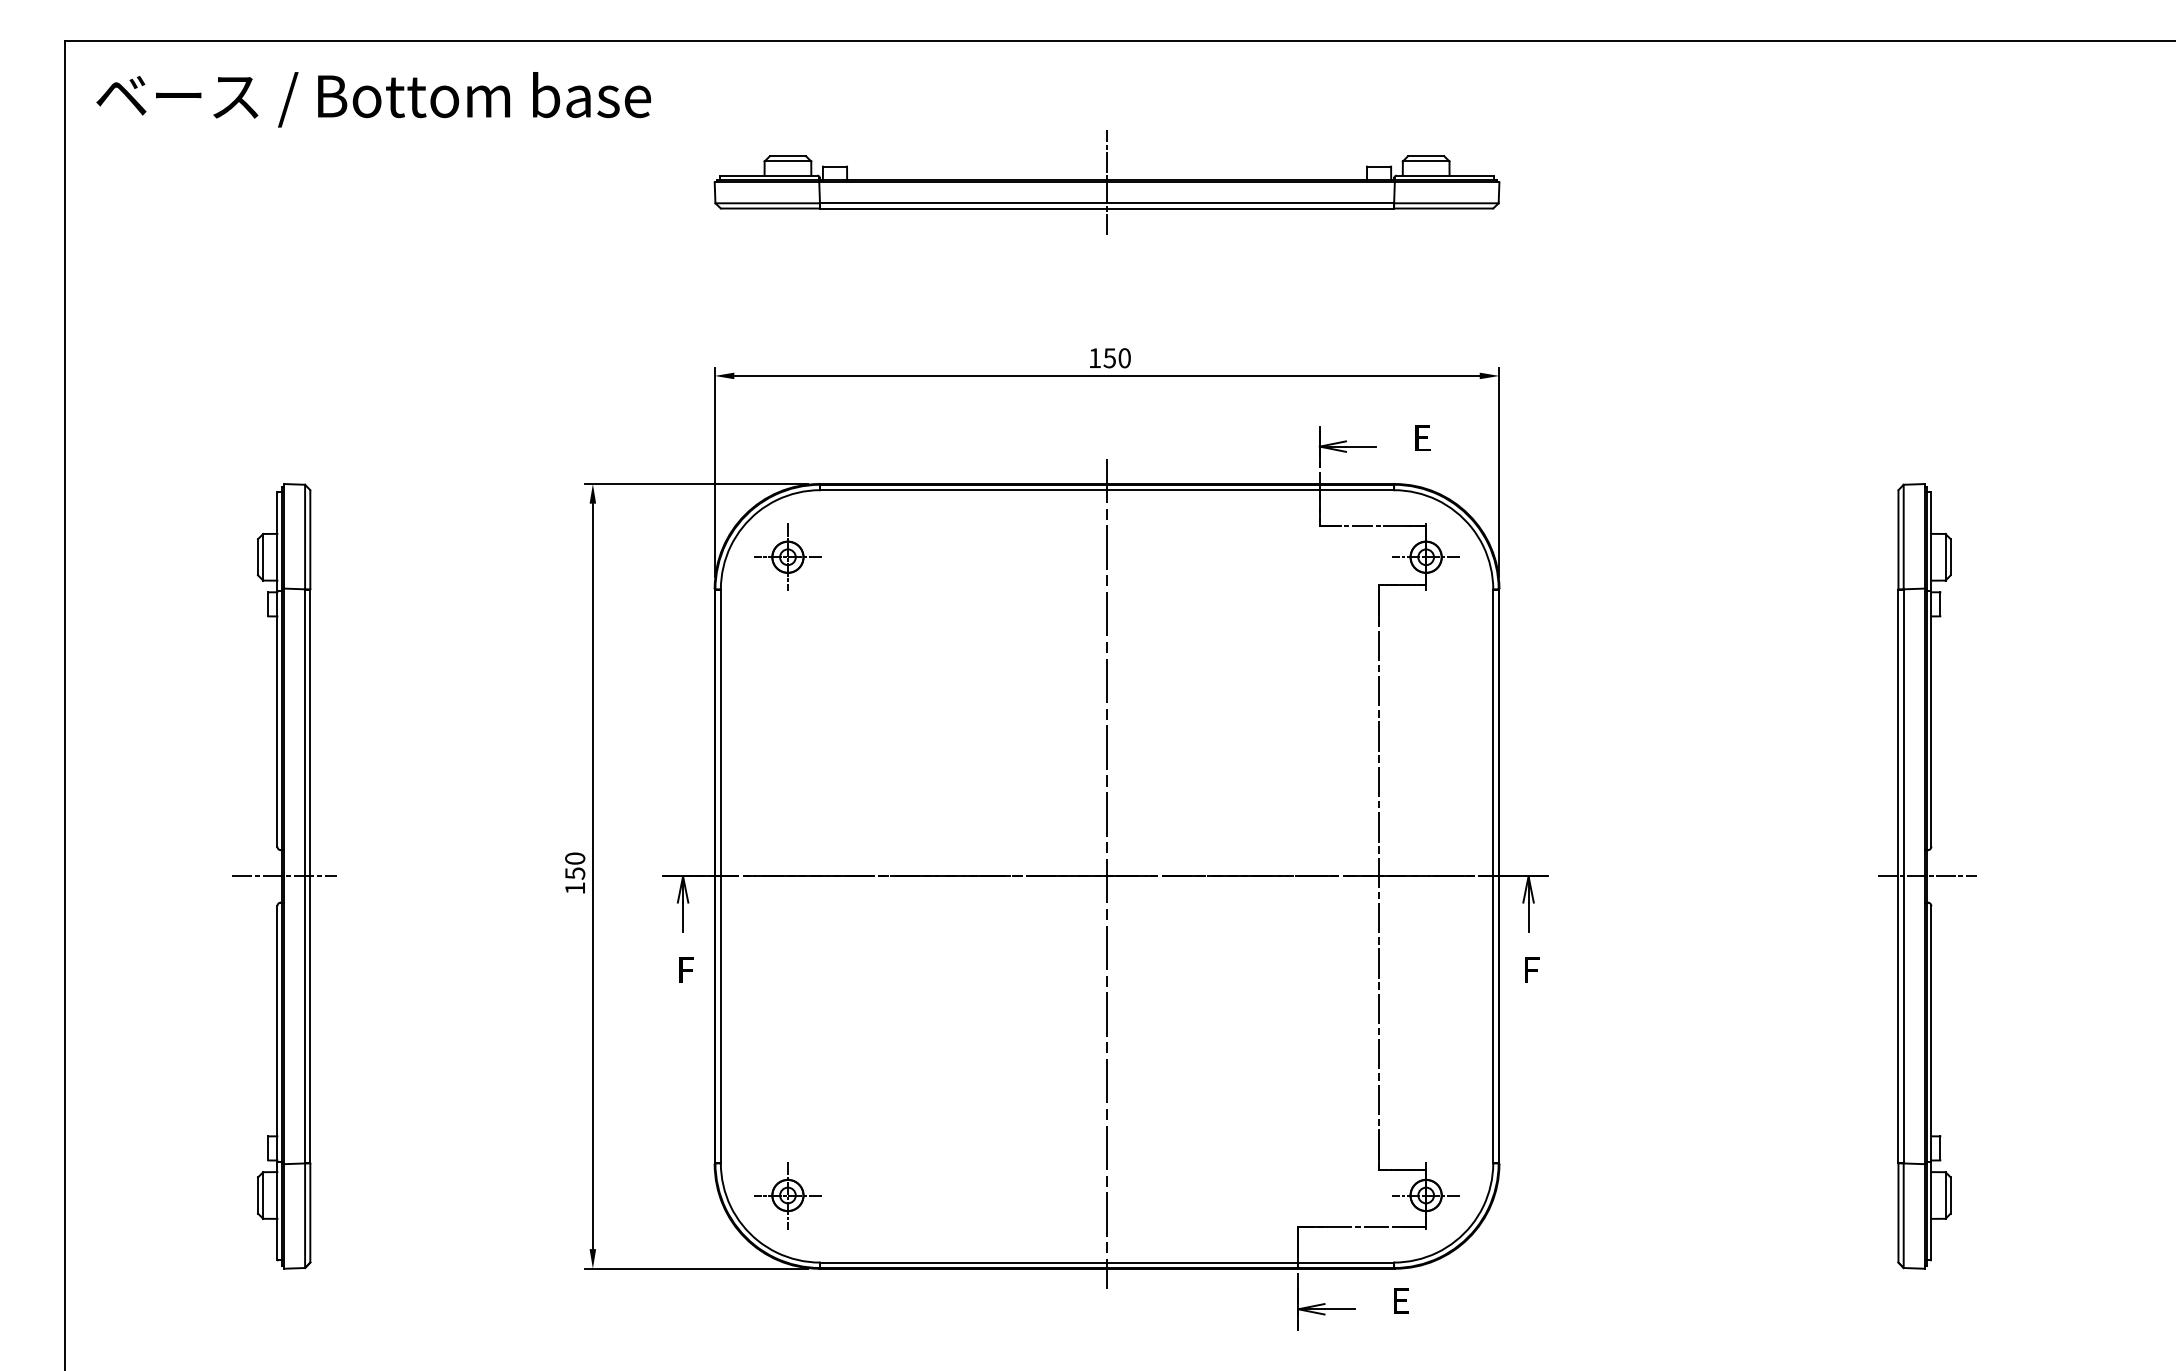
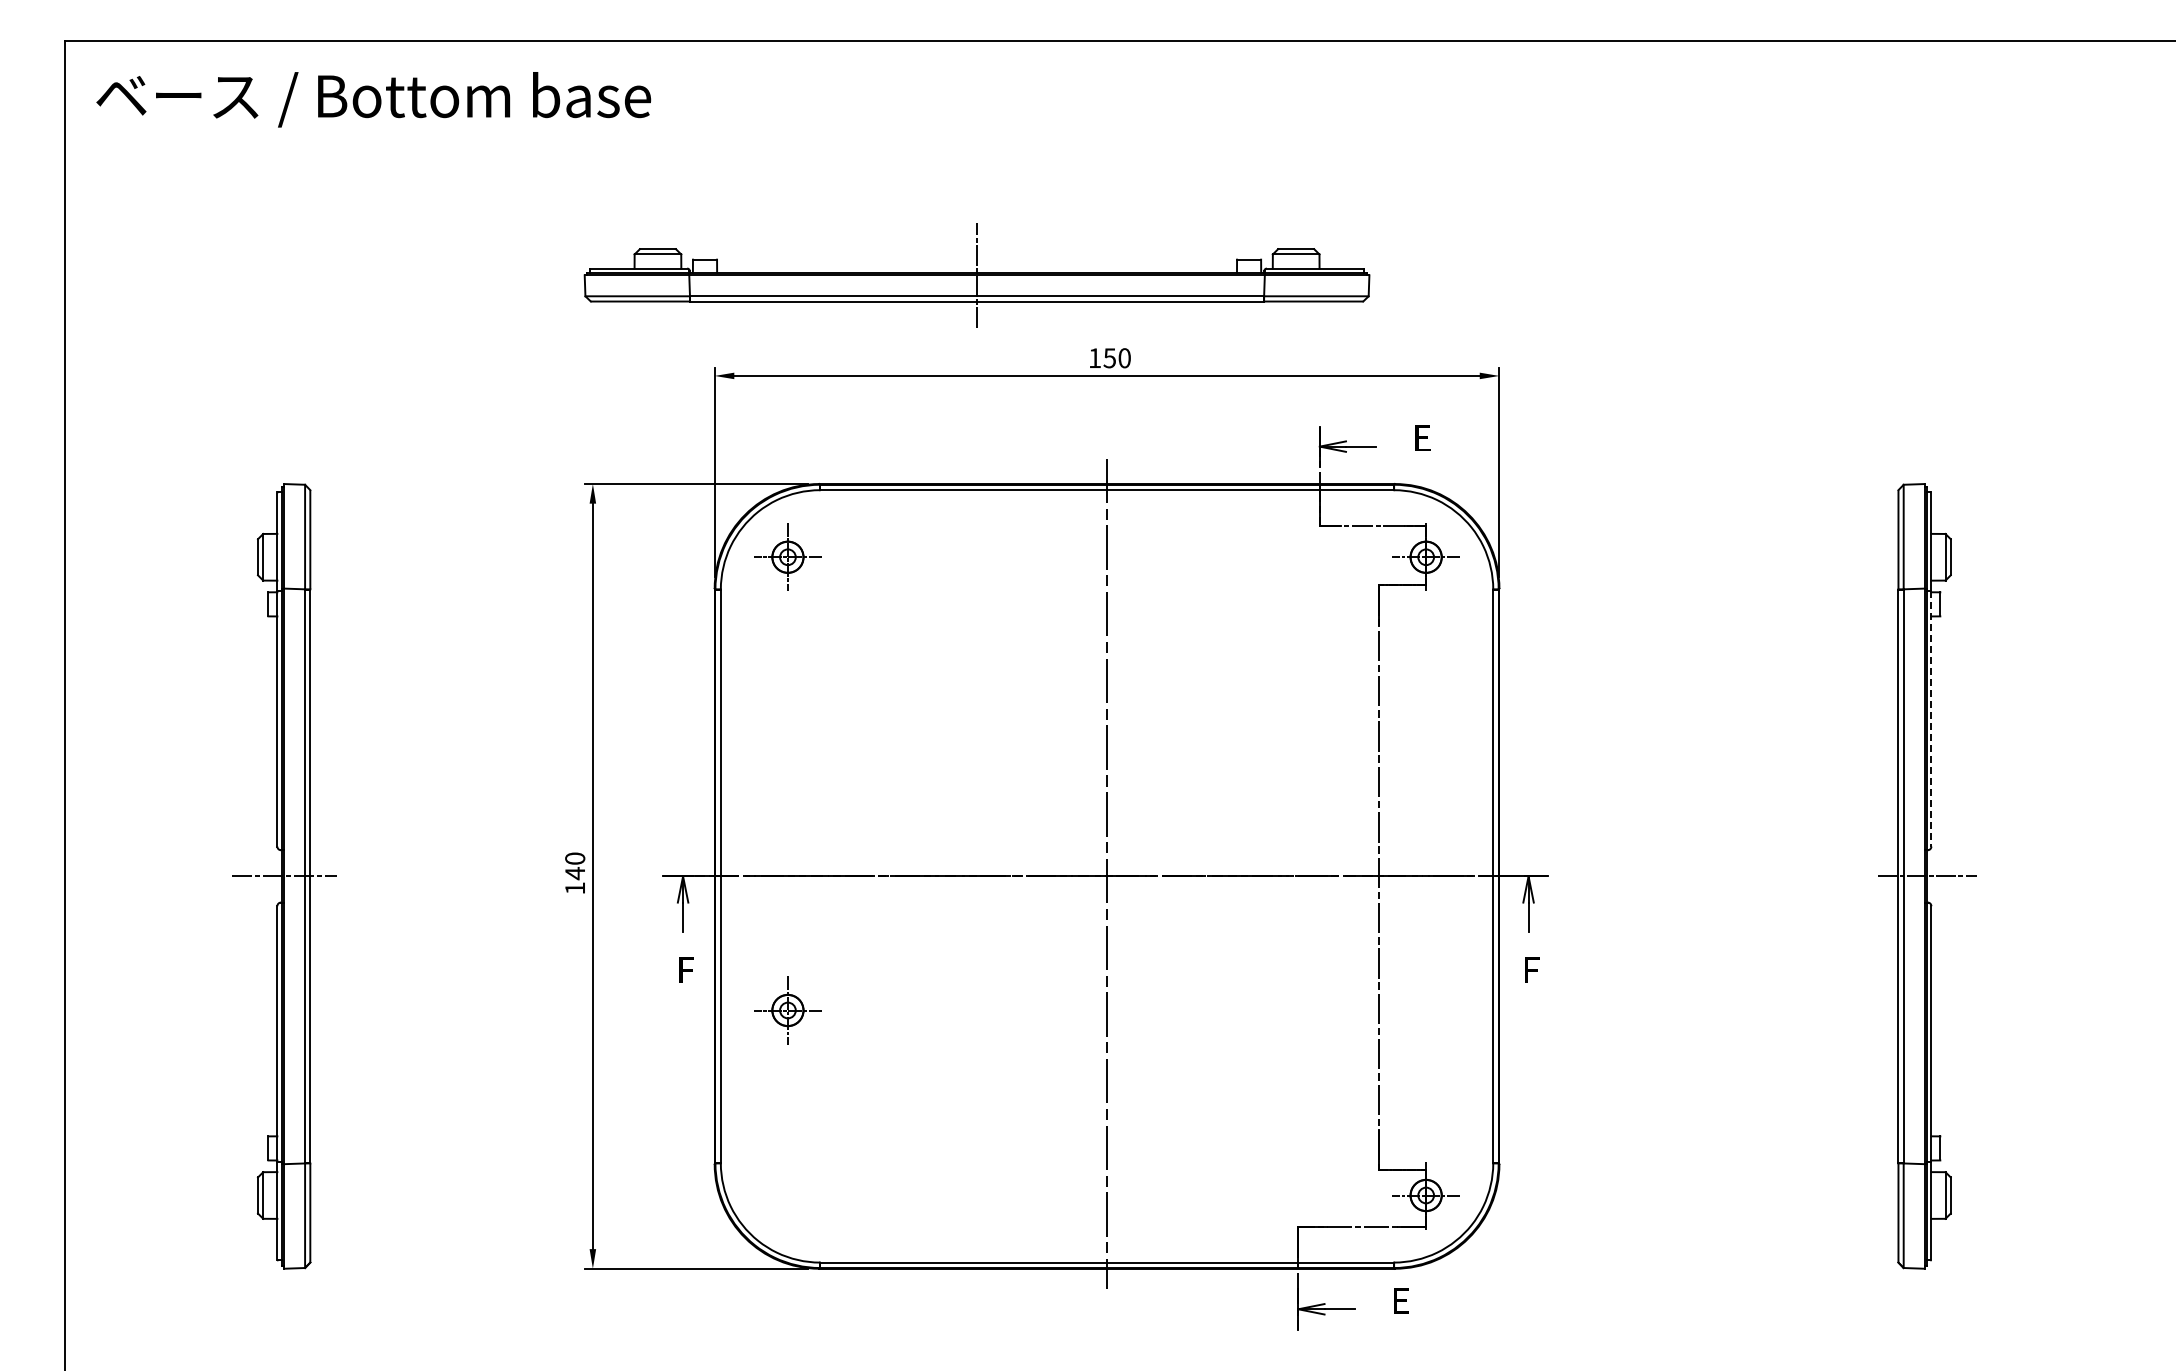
part position: (1106, 182) -> (976, 275) (976, 275)
line: solid -> dashed (1931, 718)
text: 150 -> 140 (575, 873)
part position: (787, 1195) -> (787, 1010) (787, 1010)
